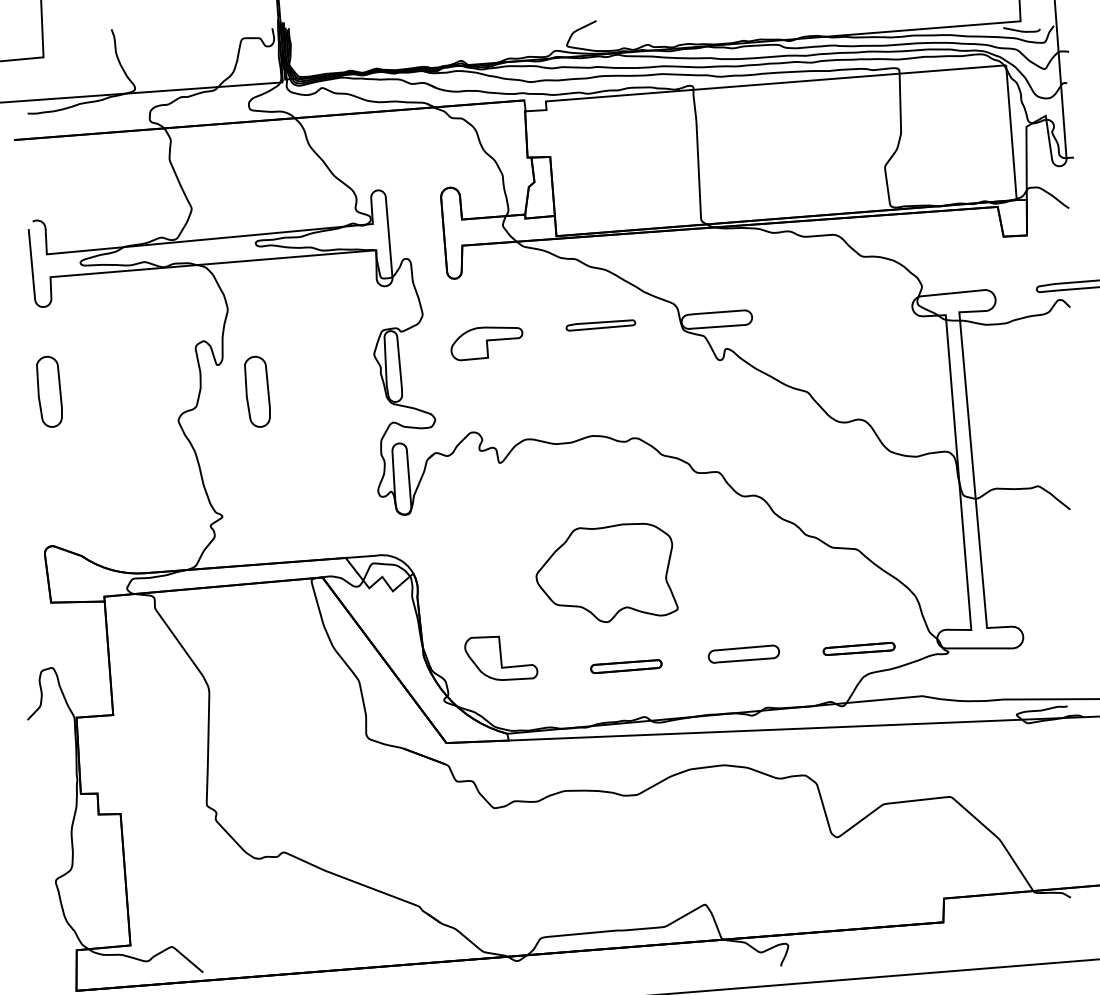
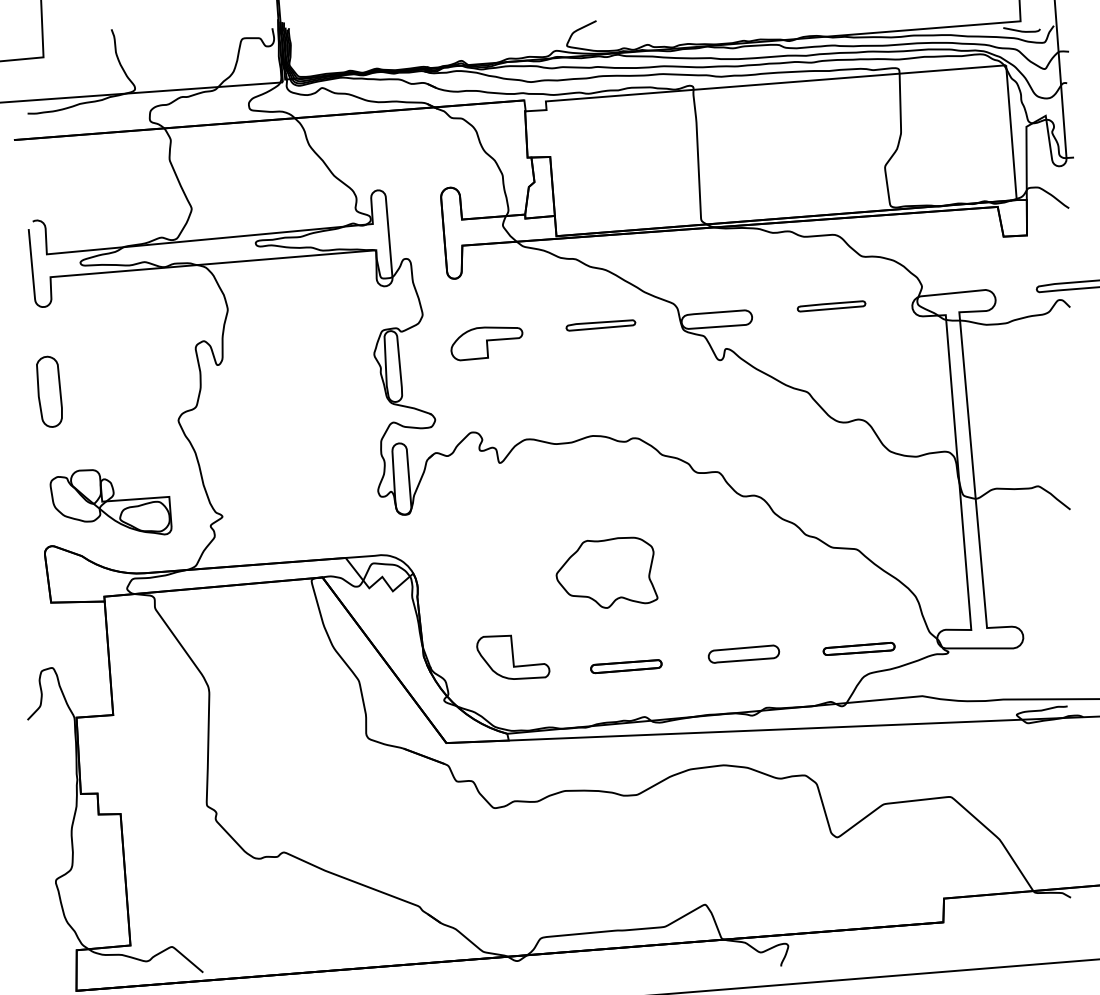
part: none -> present (831, 306)
part: present -> none (257, 391)
part: none -> present (110, 502)
part size: 144x100 px -> 104x73 px (606, 572)
part position: (501, 657) -> (513, 656) (513, 656)
